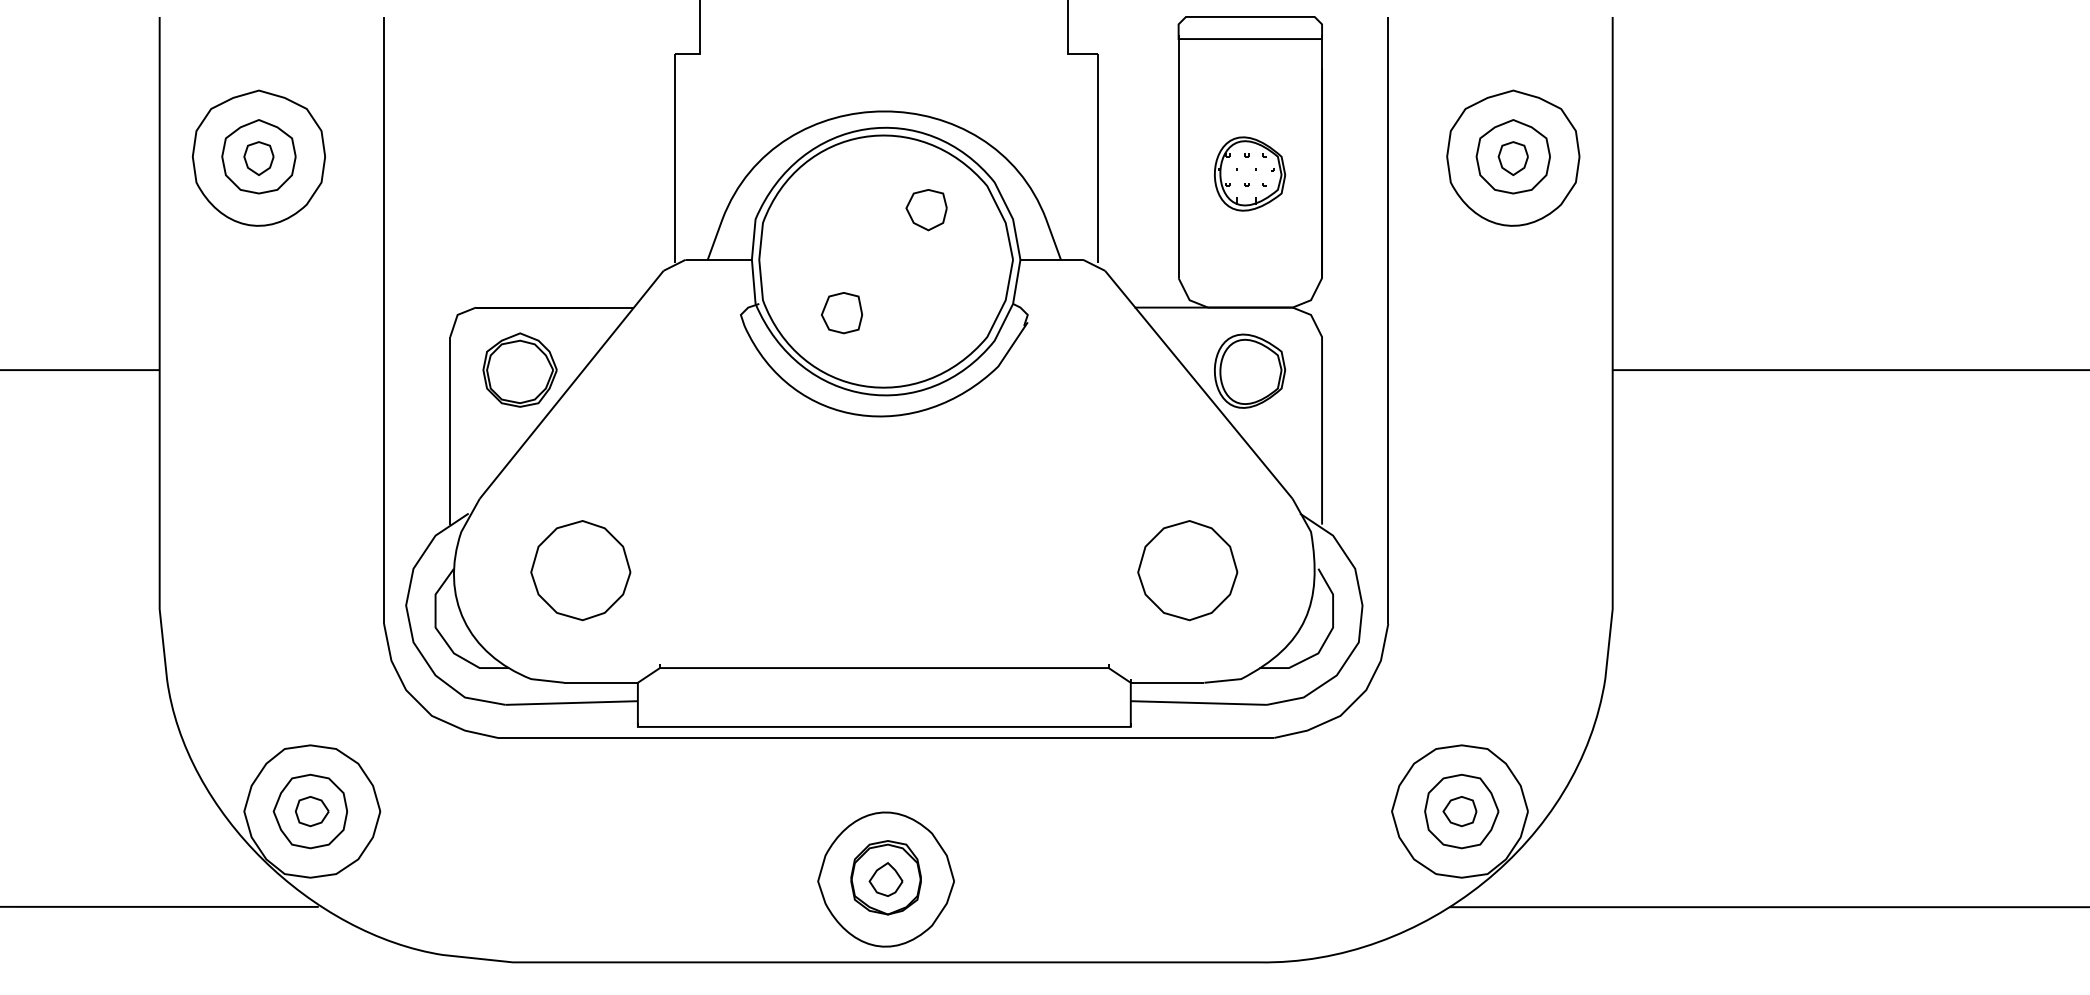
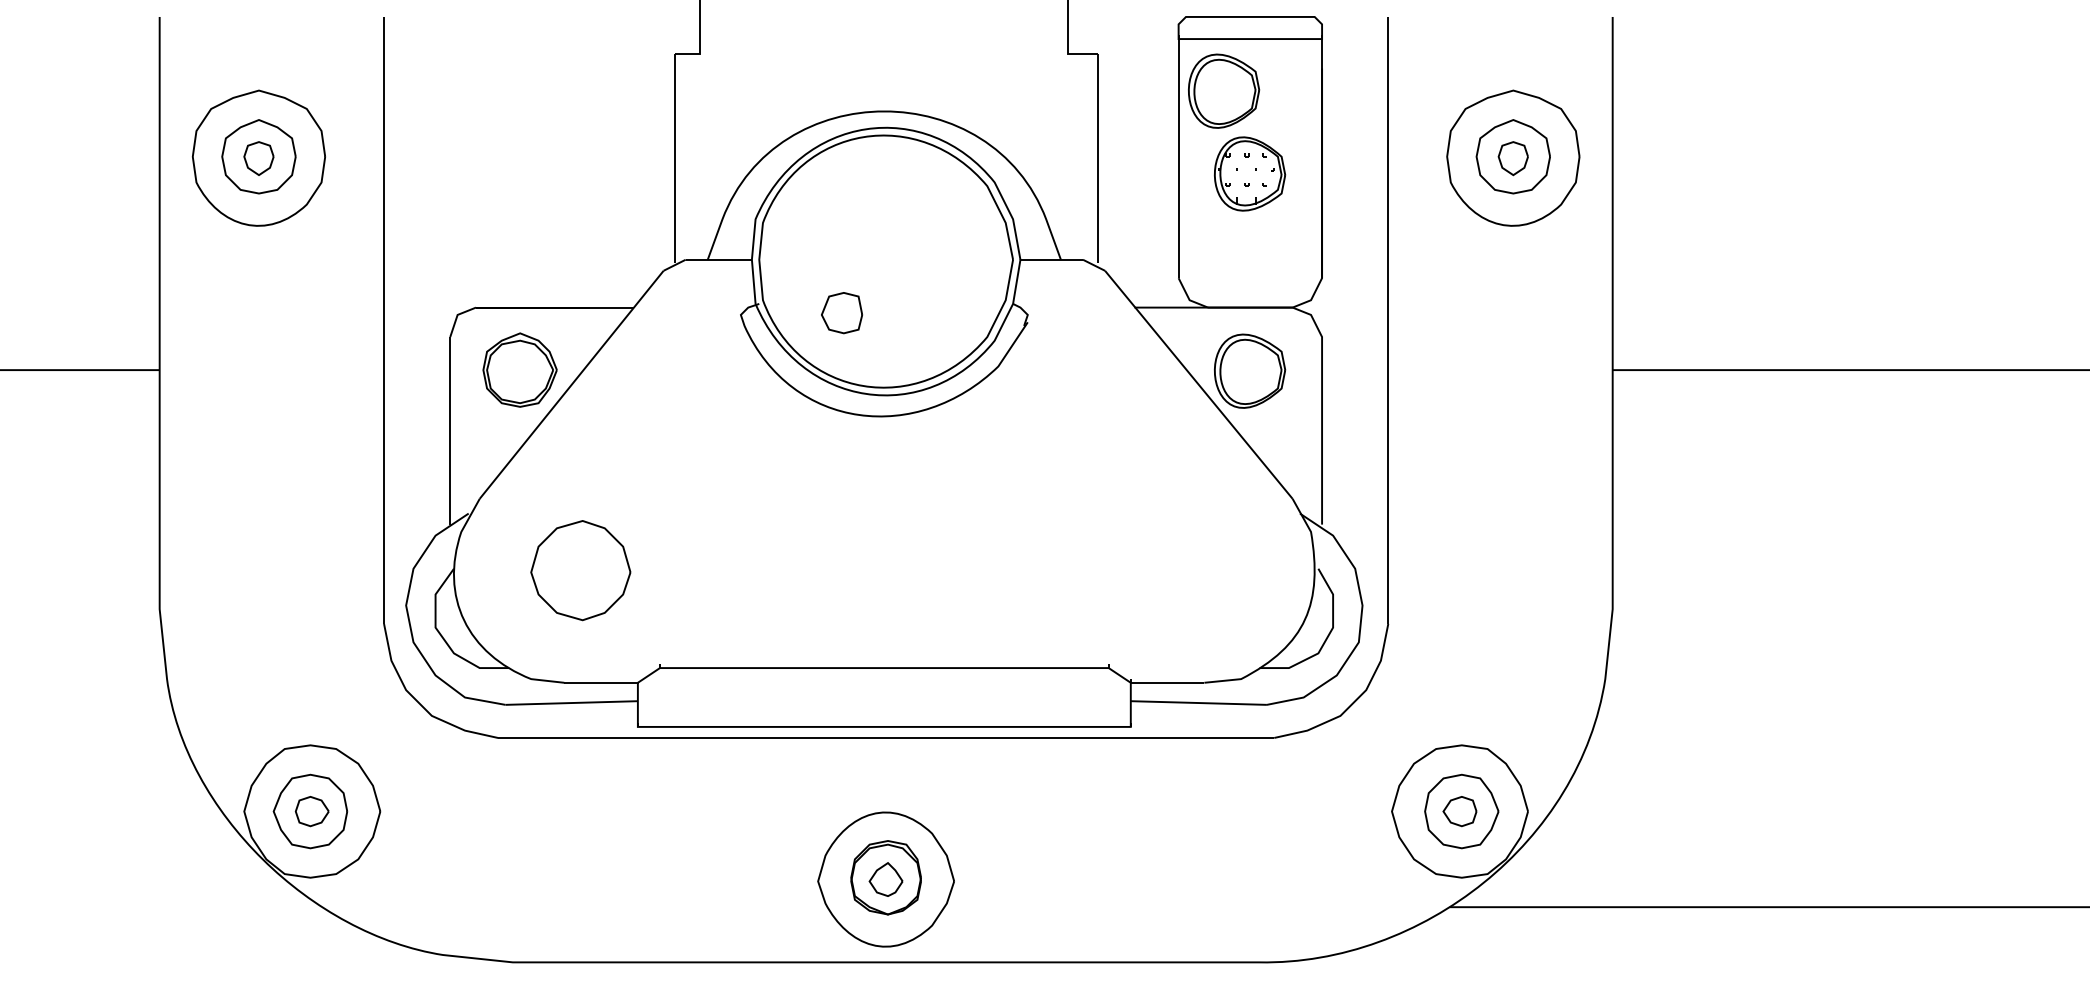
part: none -> present (1224, 90)
part: present -> none (926, 210)
part: present -> none (1187, 570)
line: present -> none (159, 906)
